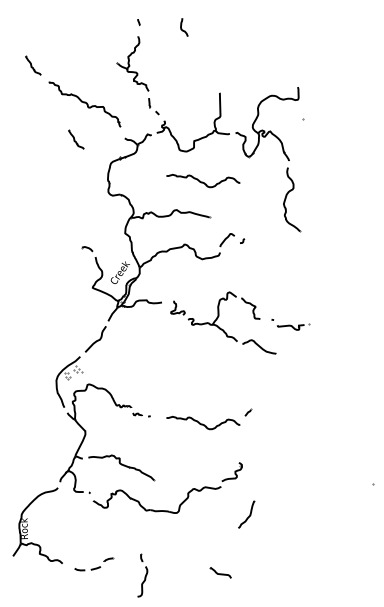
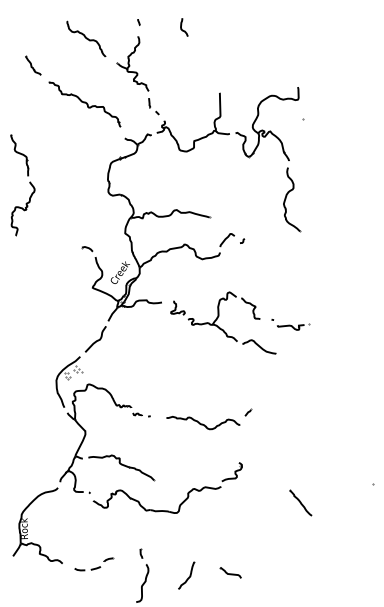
curve: none -> present (86, 38)
part: present -> none (76, 139)
curve: present -> none (202, 181)
part: none -> present (29, 183)
line: none -> present (300, 502)
part position: (246, 514) -> (186, 575) (186, 575)
part position: (220, 572) -> (230, 572) (230, 572)
part size: 12x45 px -> 14x55 px (142, 575)
